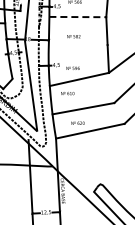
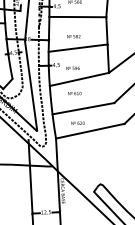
line: dashed -> solid (78, 17)
line: none -> present (77, 47)
text position: (67, 93) -> (74, 93) (74, 93)
